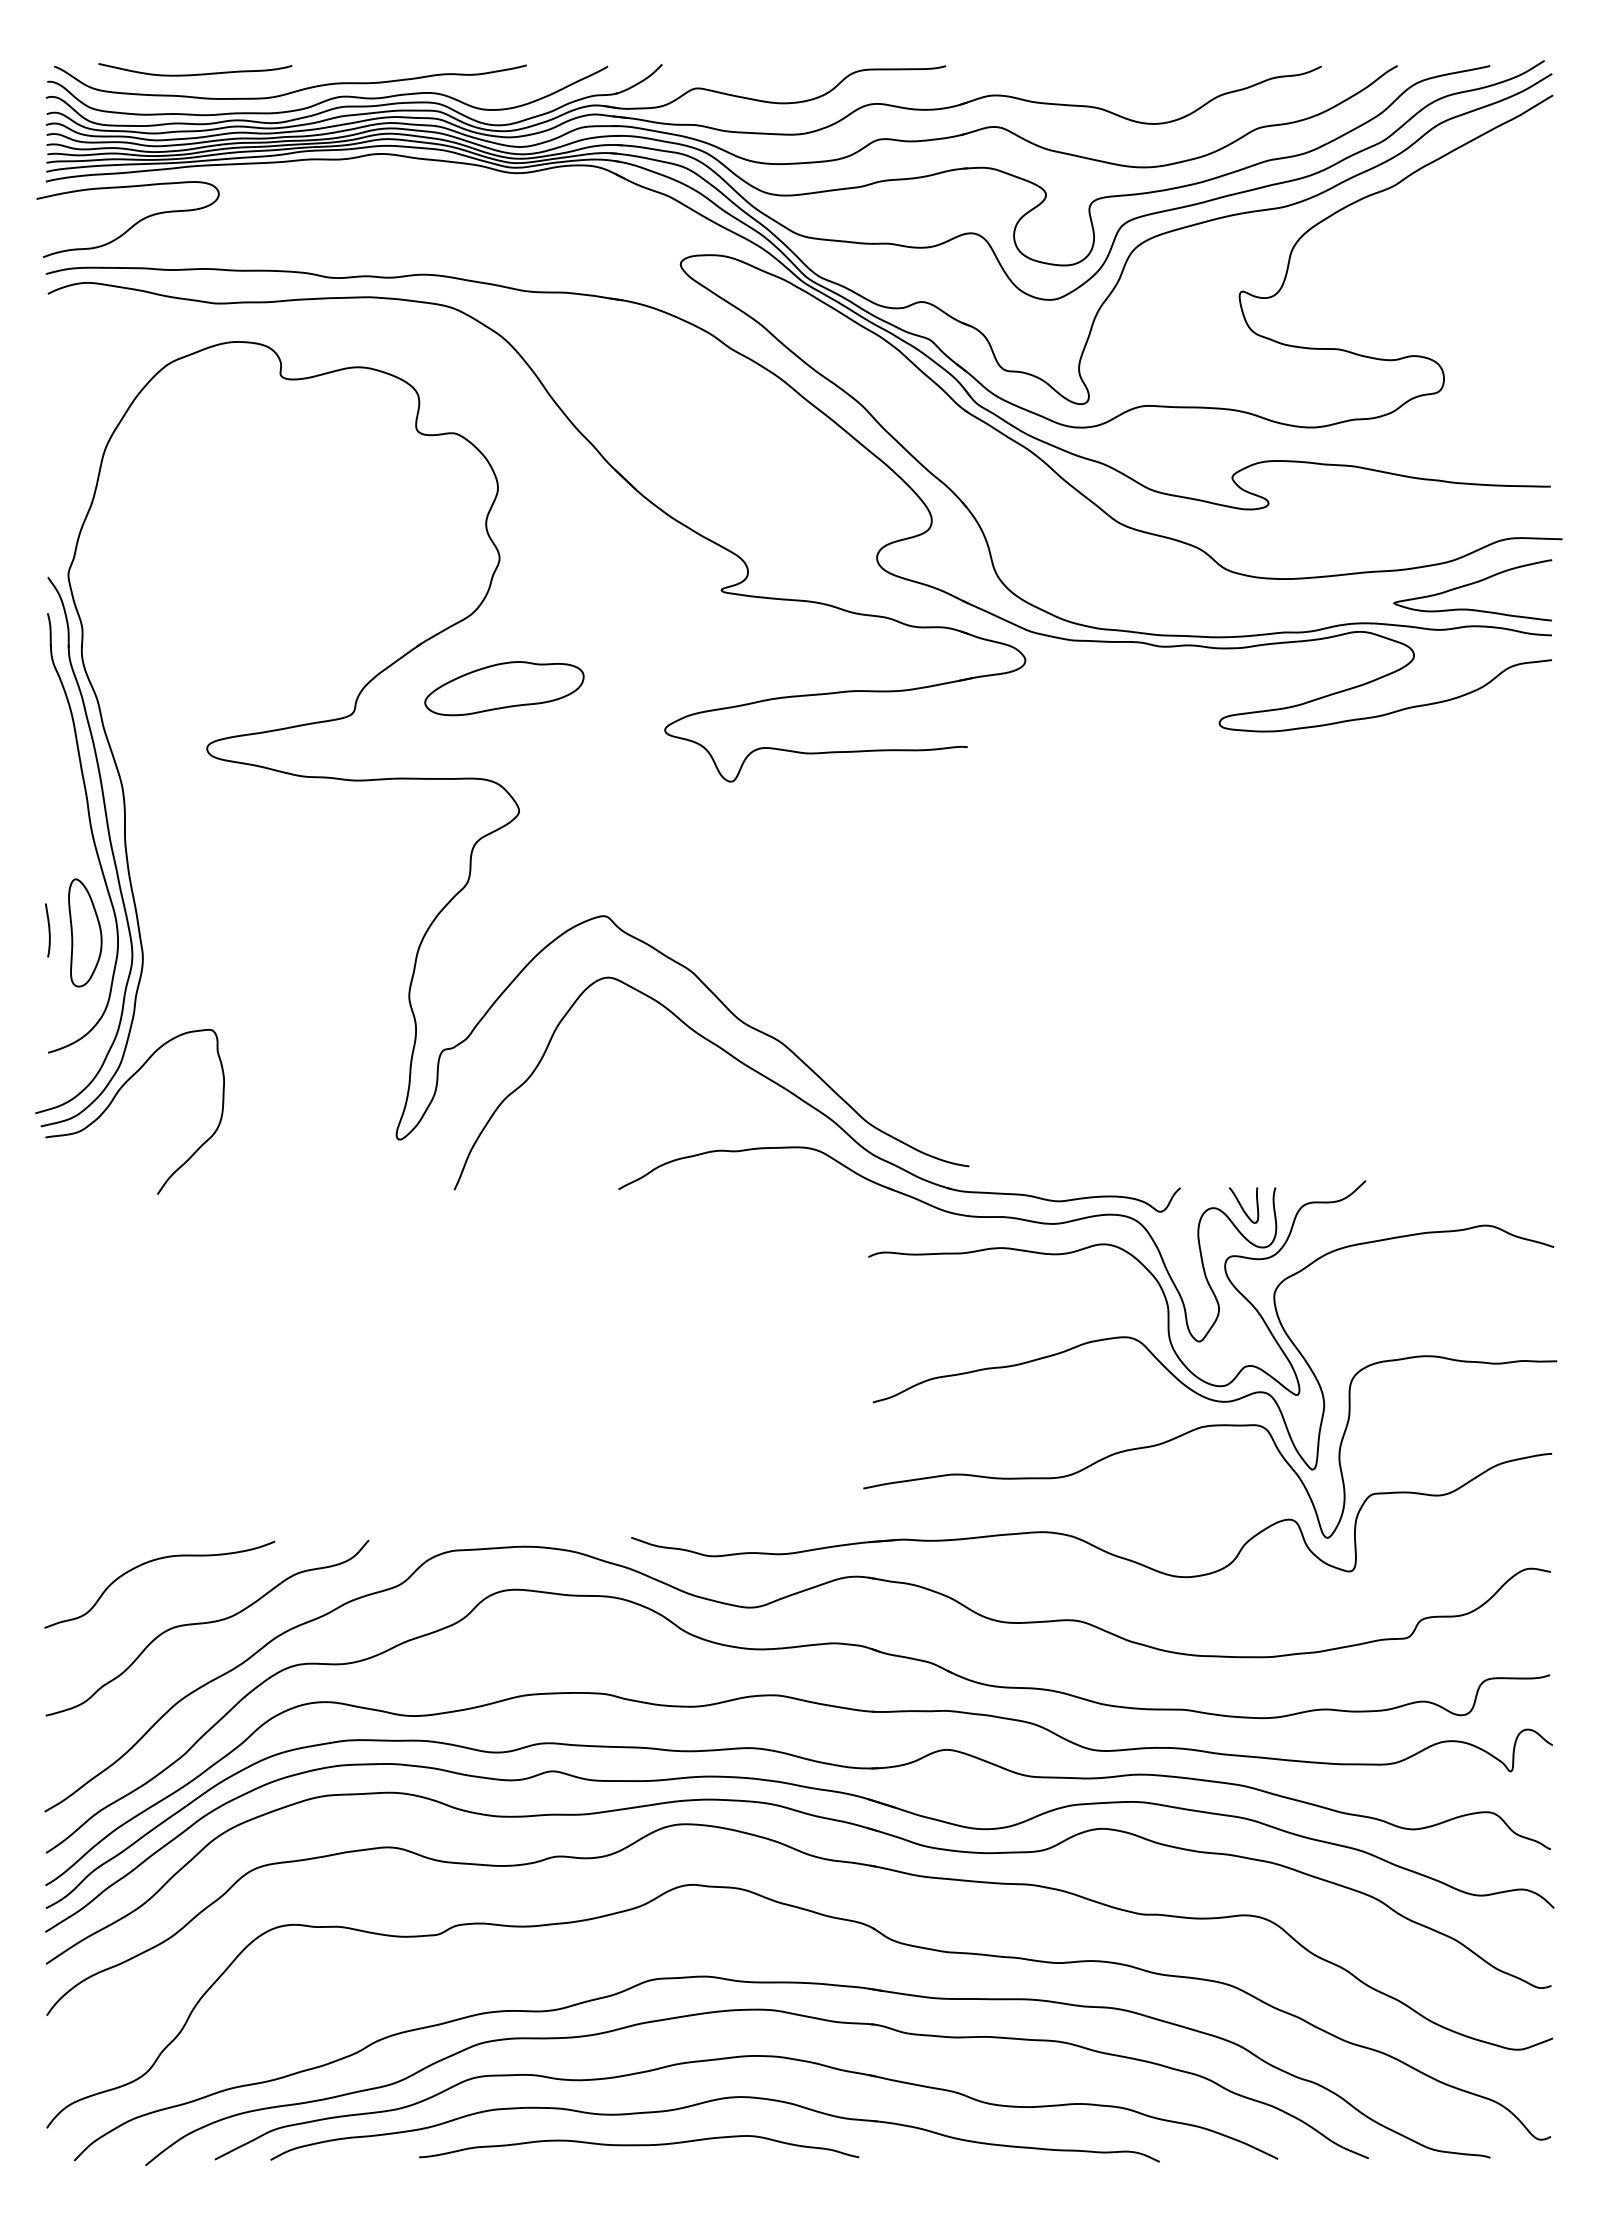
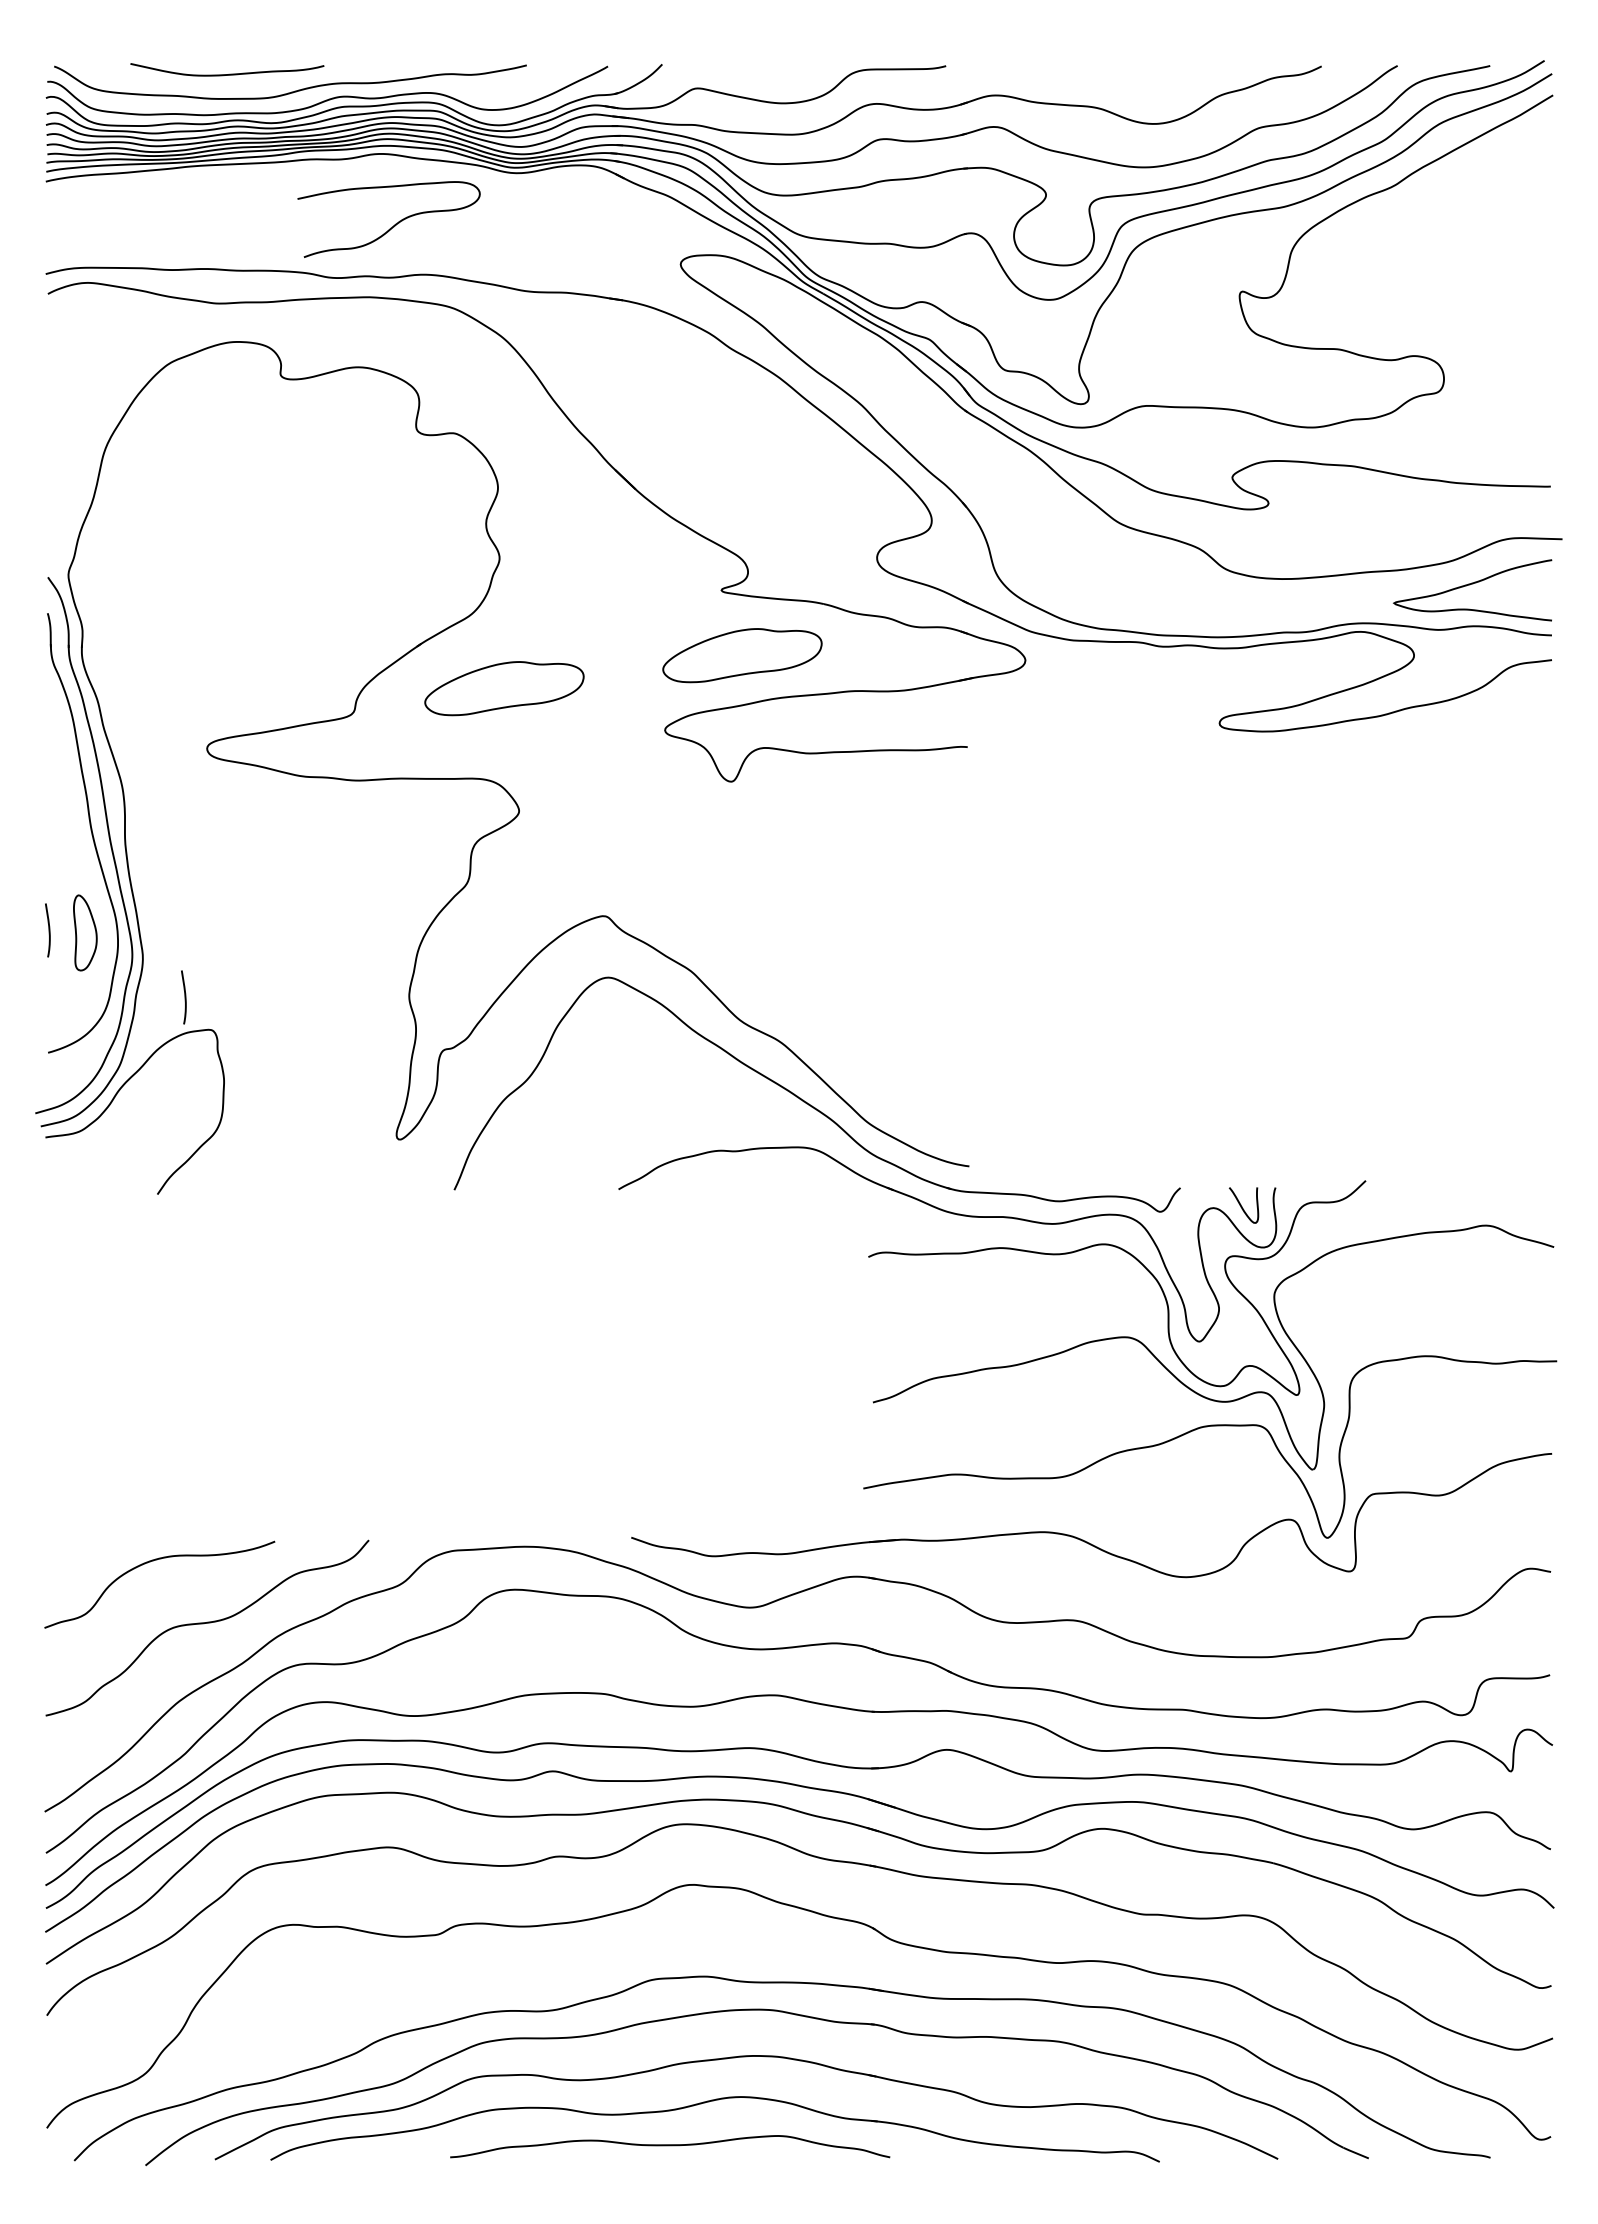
curve position: (197, 73) -> (229, 73) (229, 73)
curve position: (133, 224) -> (394, 224) (394, 224)
part: none -> present (742, 655)
part size: 35x110 px -> 25x78 px (85, 932)
curve: none -> present (184, 997)
curve position: (639, 2146) -> (670, 2146) (670, 2146)
